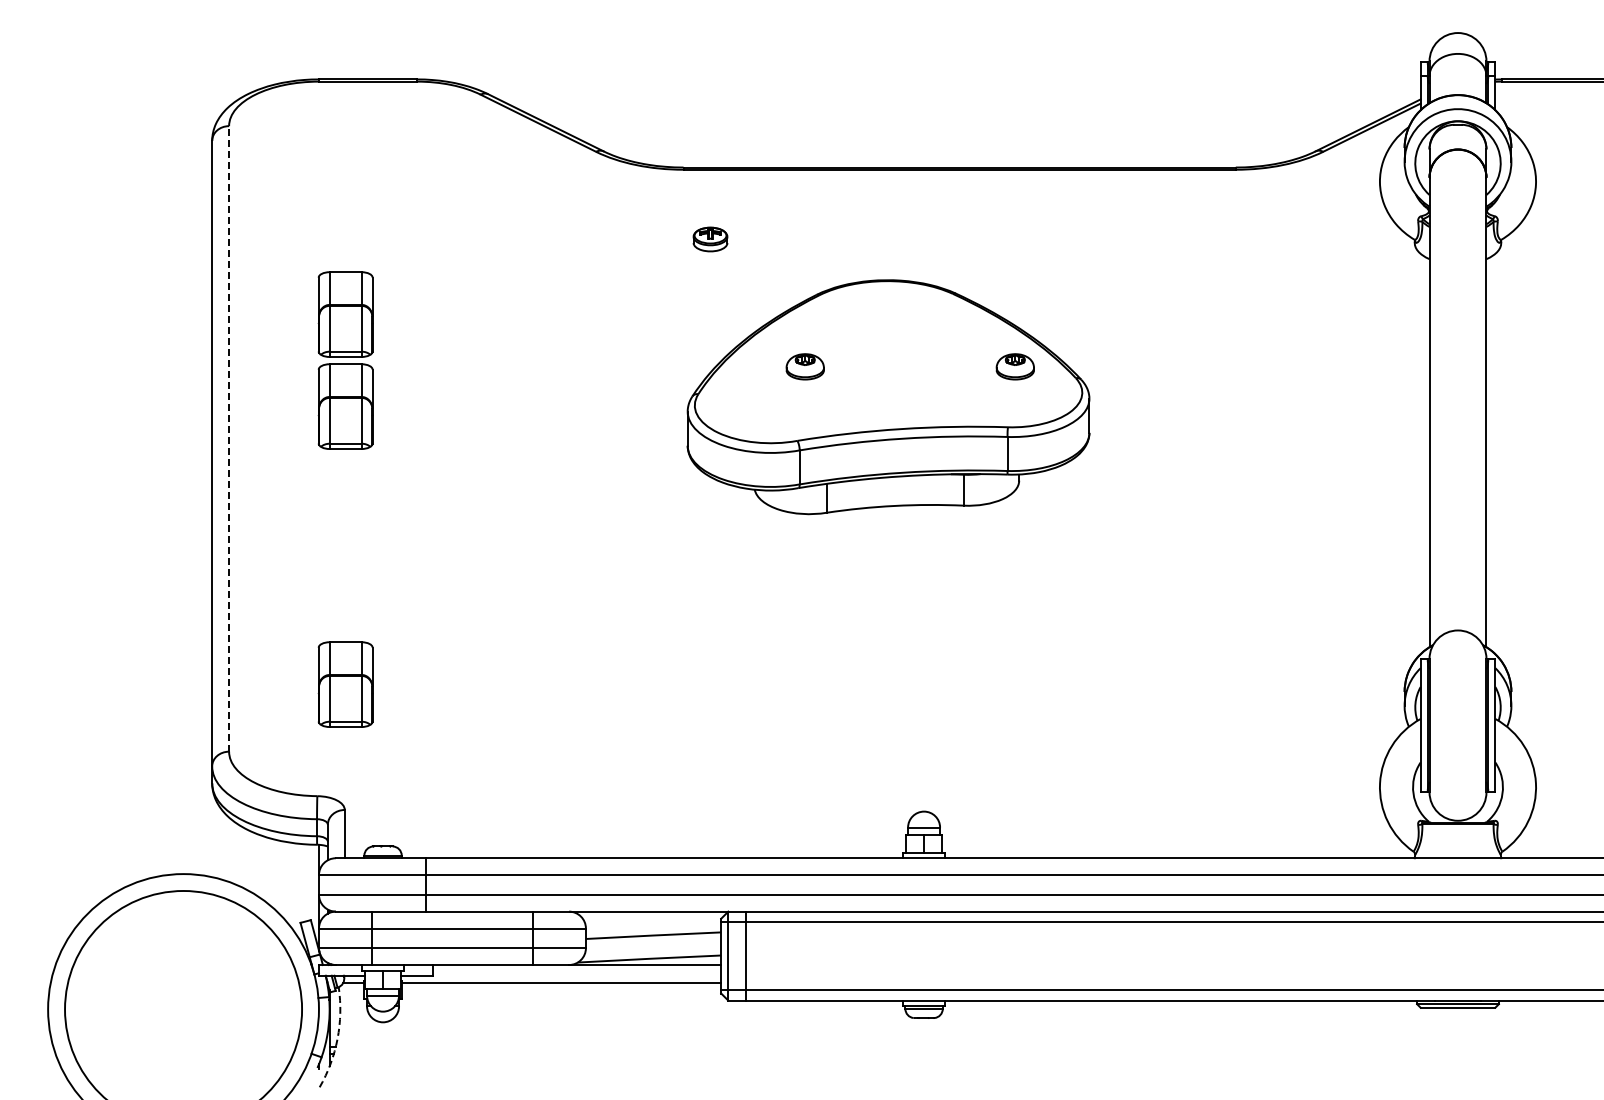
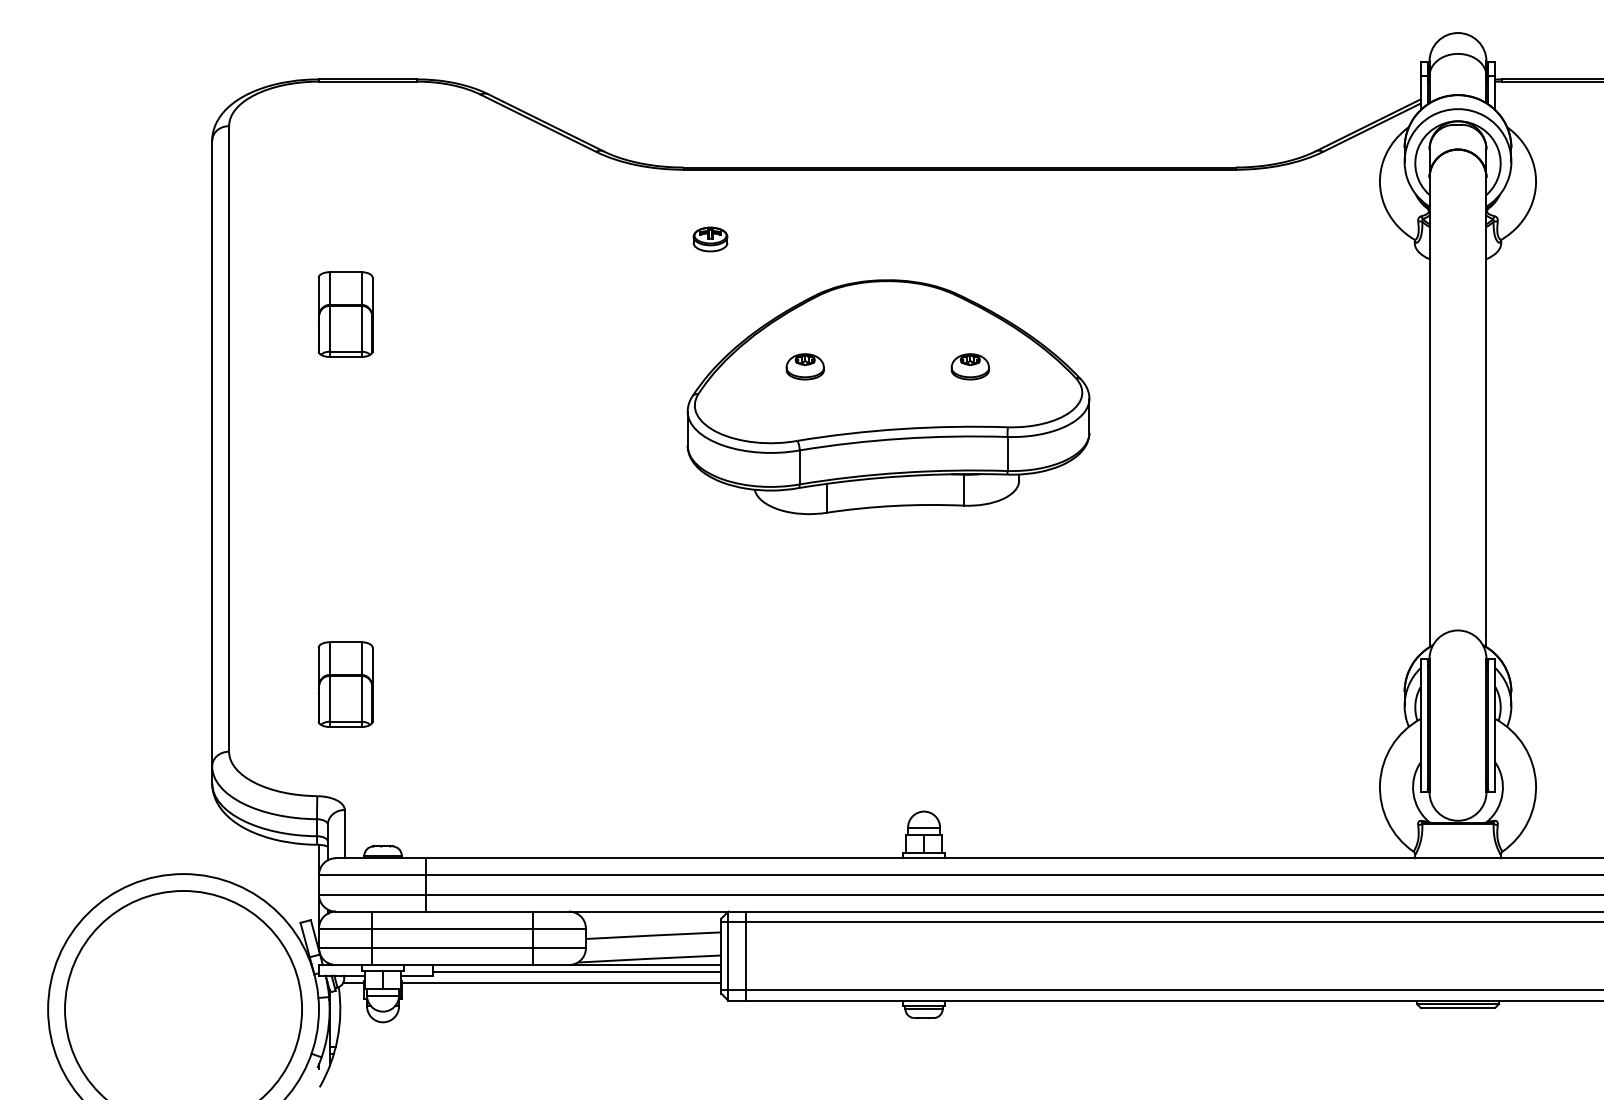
part position: (1014, 366) -> (969, 366) (969, 366)
part: present -> none (345, 406)
line: dashed -> solid (229, 438)
line: none -> present (576, 972)
arc: dashed -> solid (337, 1038)
